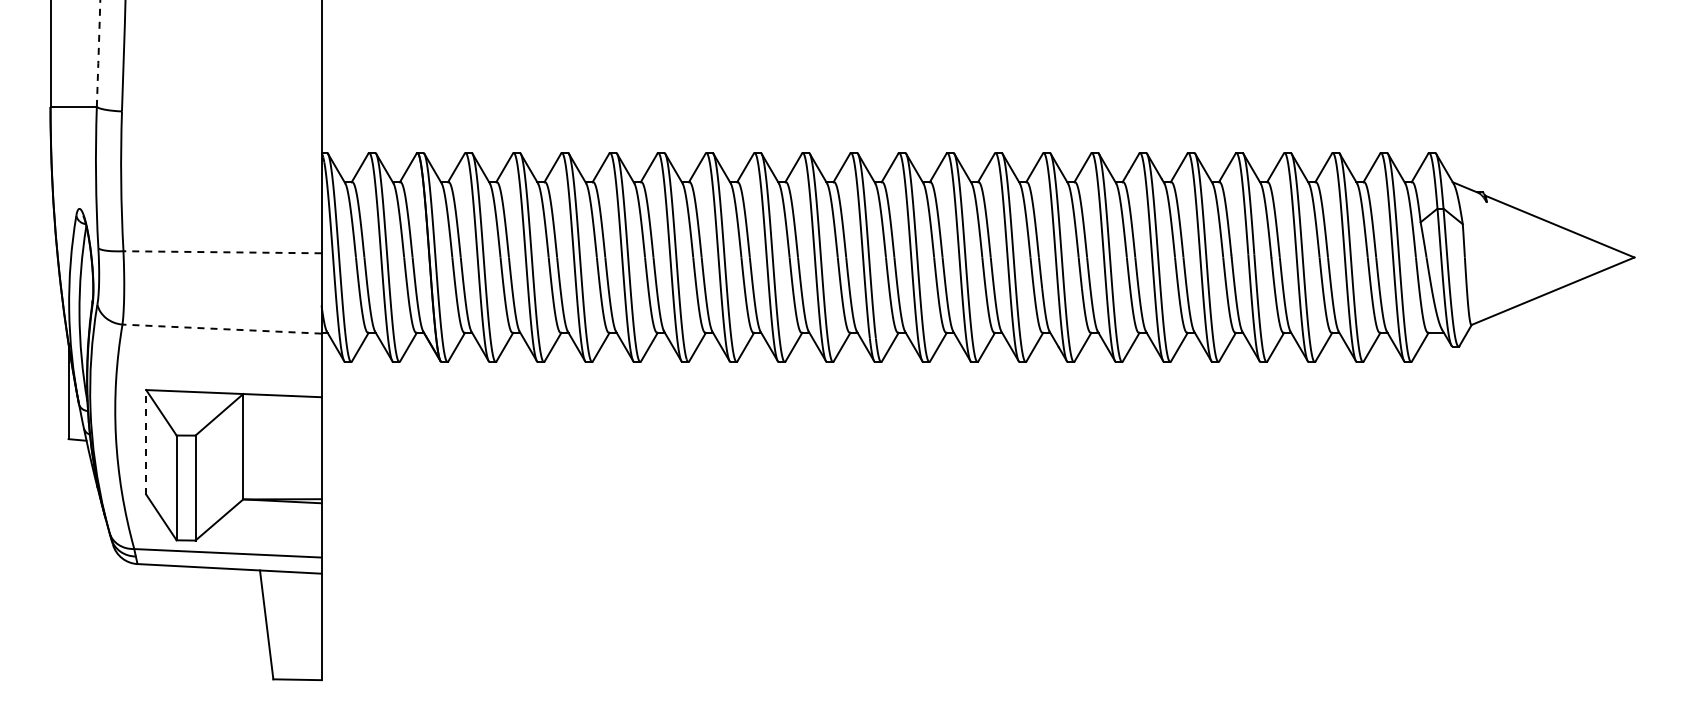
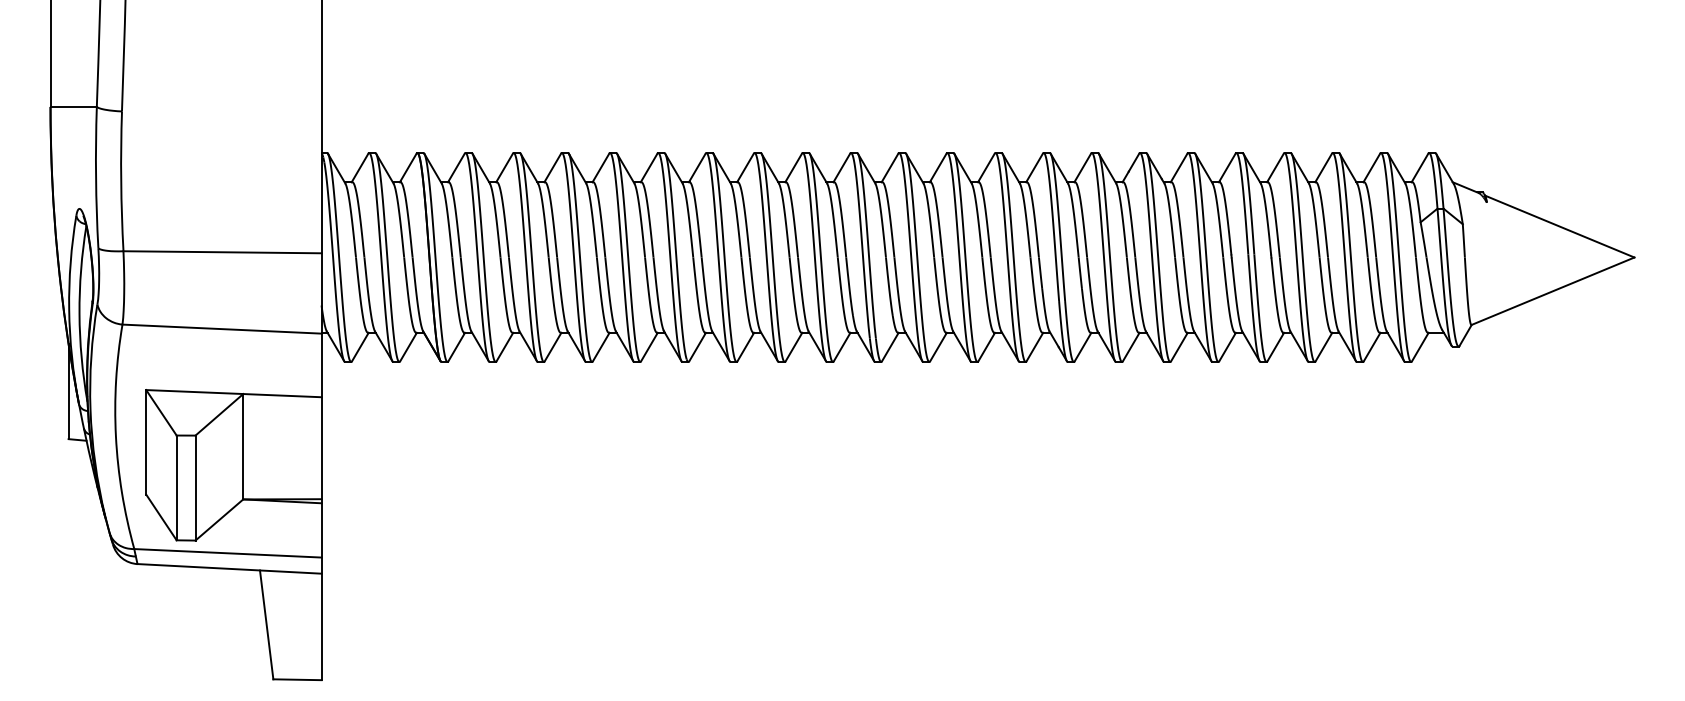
arc: dashed -> solid (98, 53)
line: dashed -> solid (222, 252)
line: dashed -> solid (222, 329)
line: dashed -> solid (146, 441)
